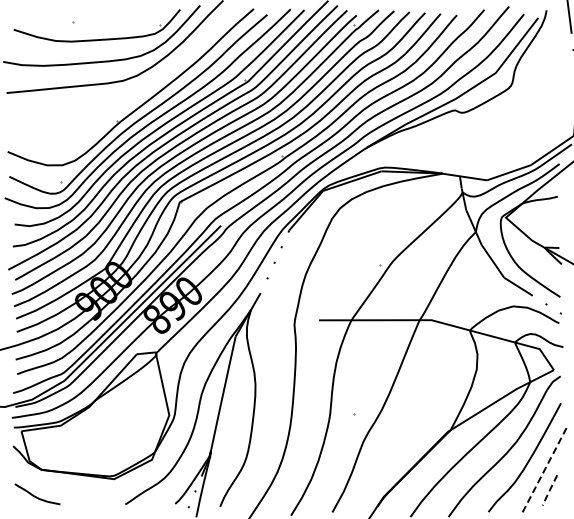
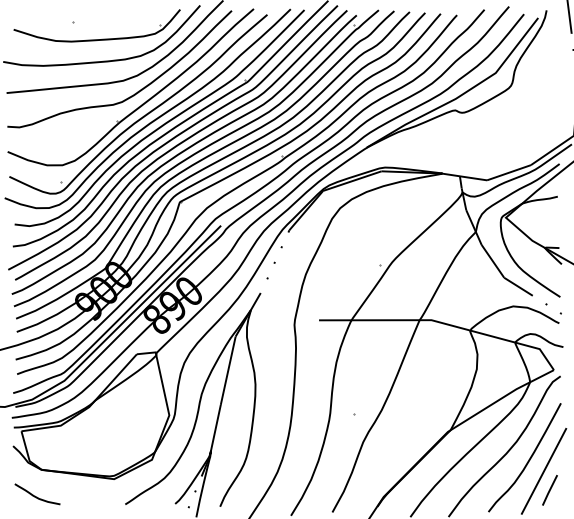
curve: none -> present (134, 93)
line: dashed -> solid (543, 471)
line: dashed -> solid (549, 490)
